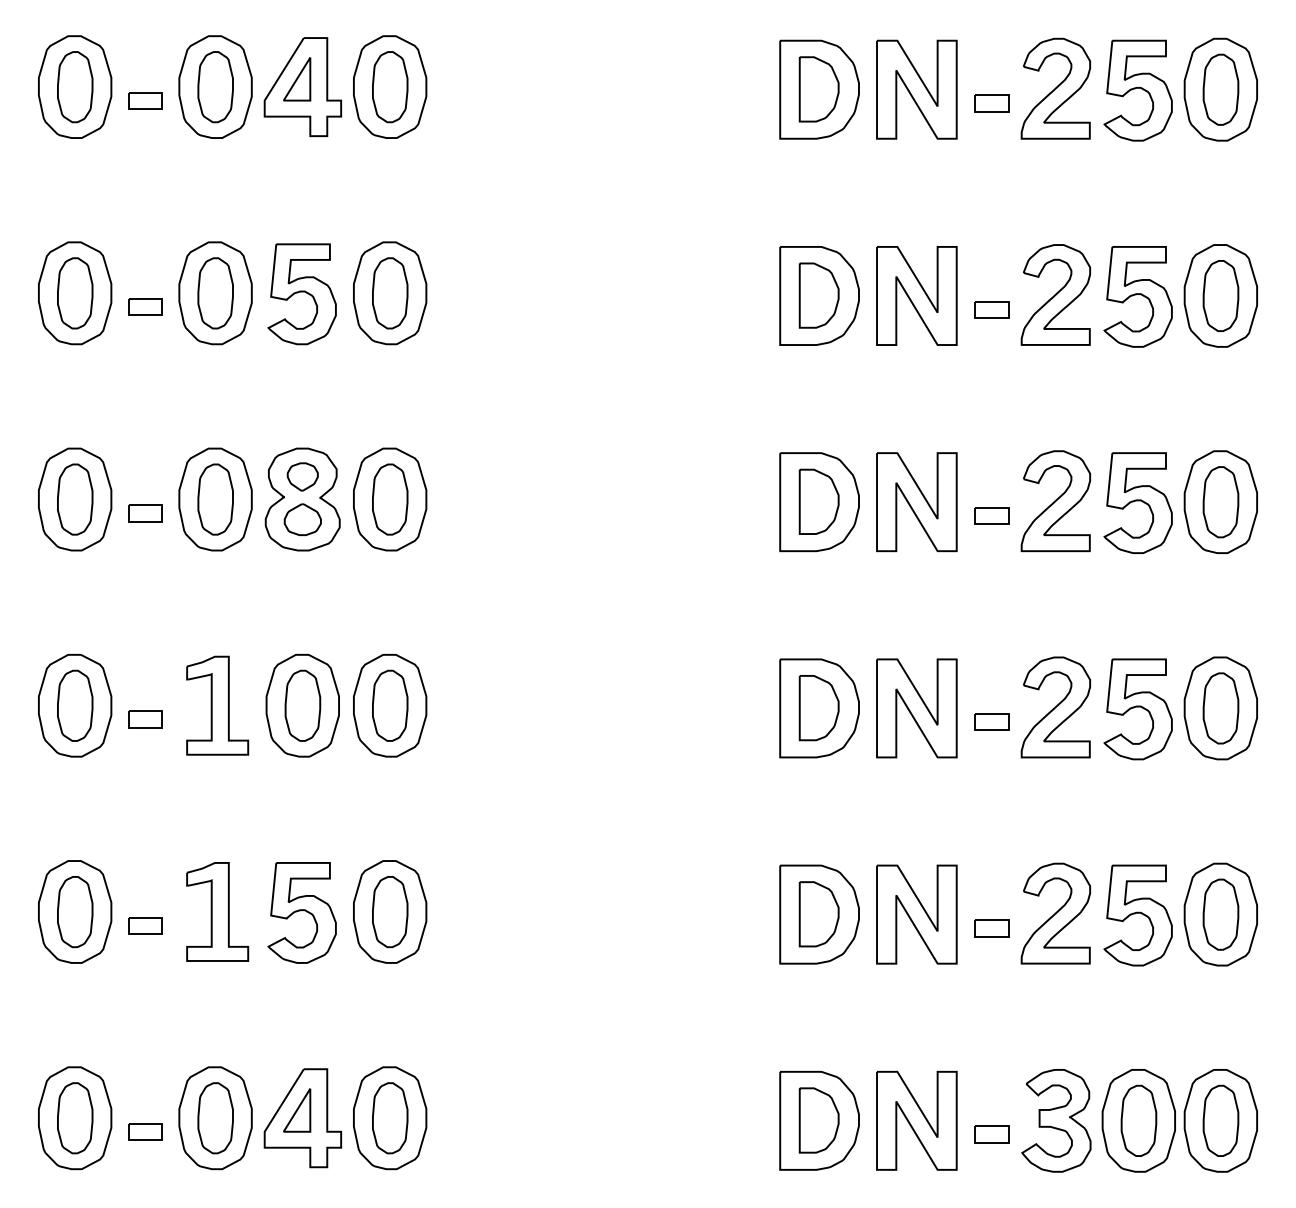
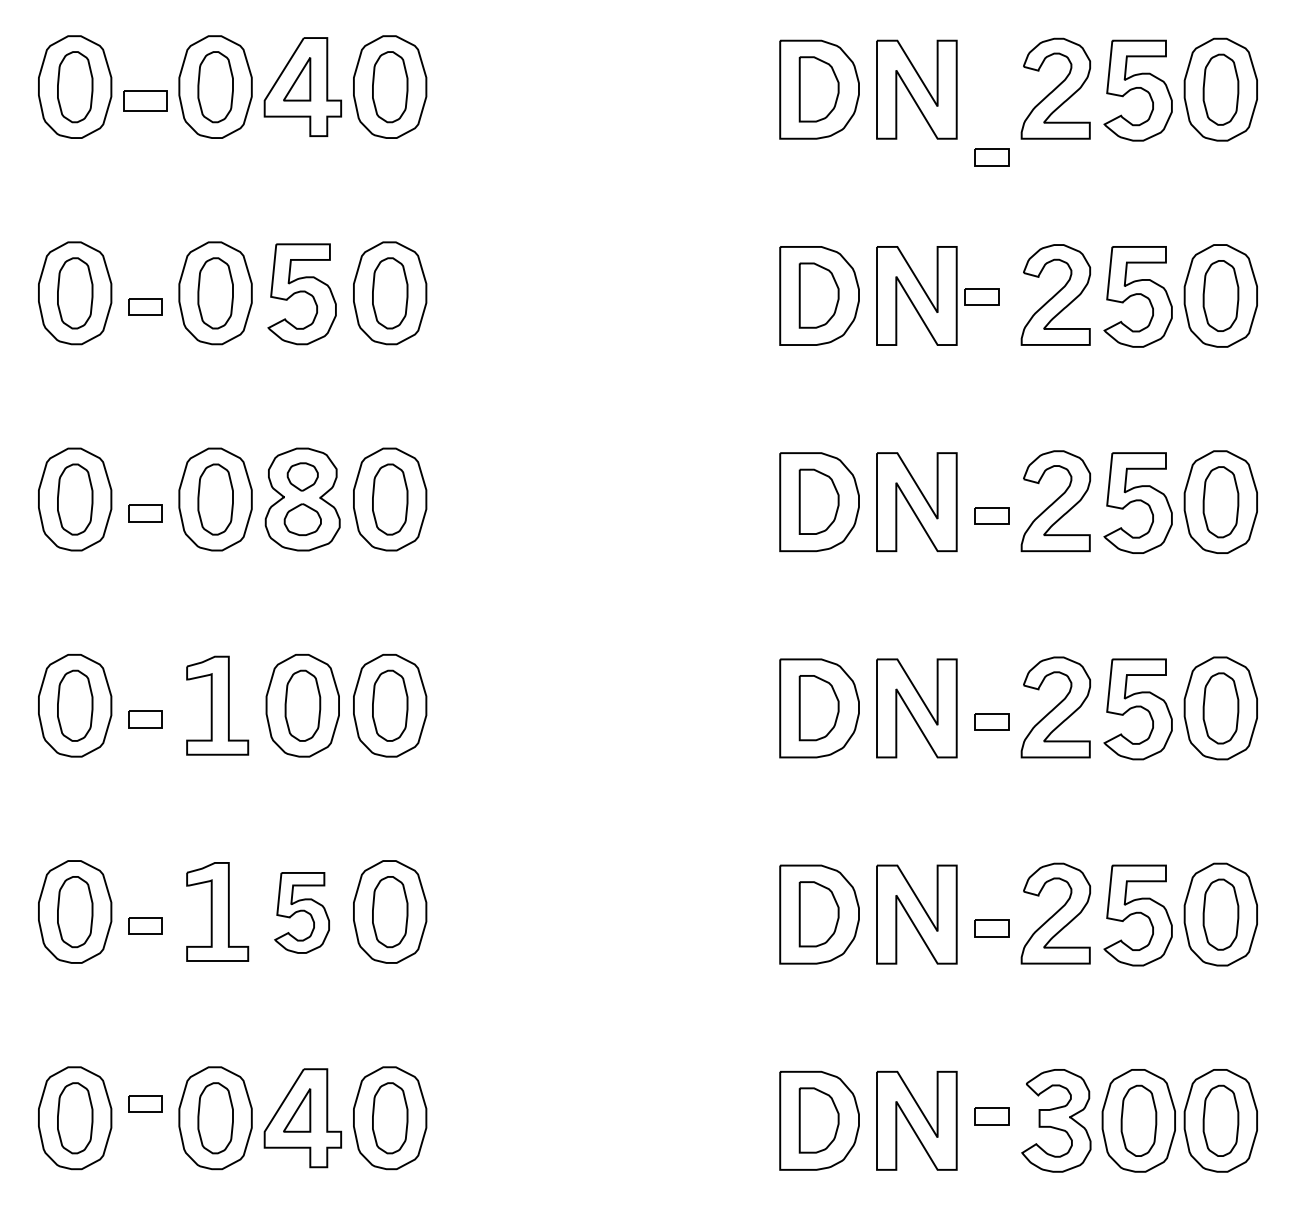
part size: 35x18 px -> 45x22 px (145, 100)
part position: (991, 103) -> (991, 157) (991, 157)
part position: (991, 309) -> (981, 296) (981, 296)
part size: 70x102 px -> 56x82 px (301, 912)
part position: (145, 1131) -> (145, 1103) (145, 1103)
part position: (991, 1134) -> (991, 1116) (991, 1116)
